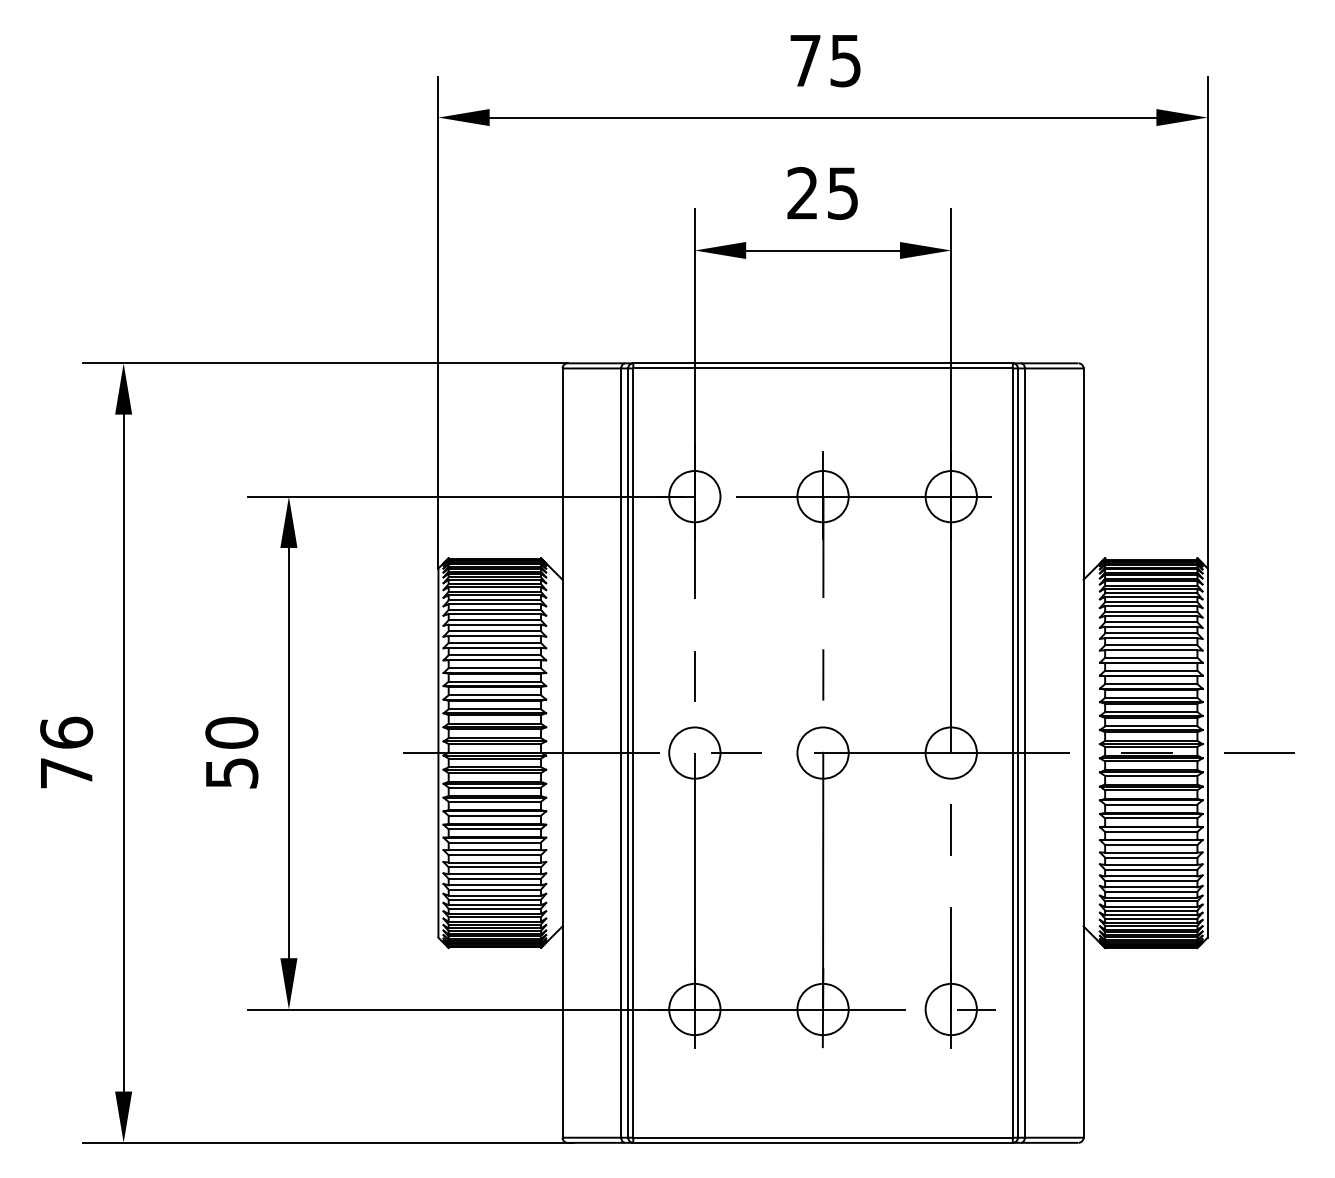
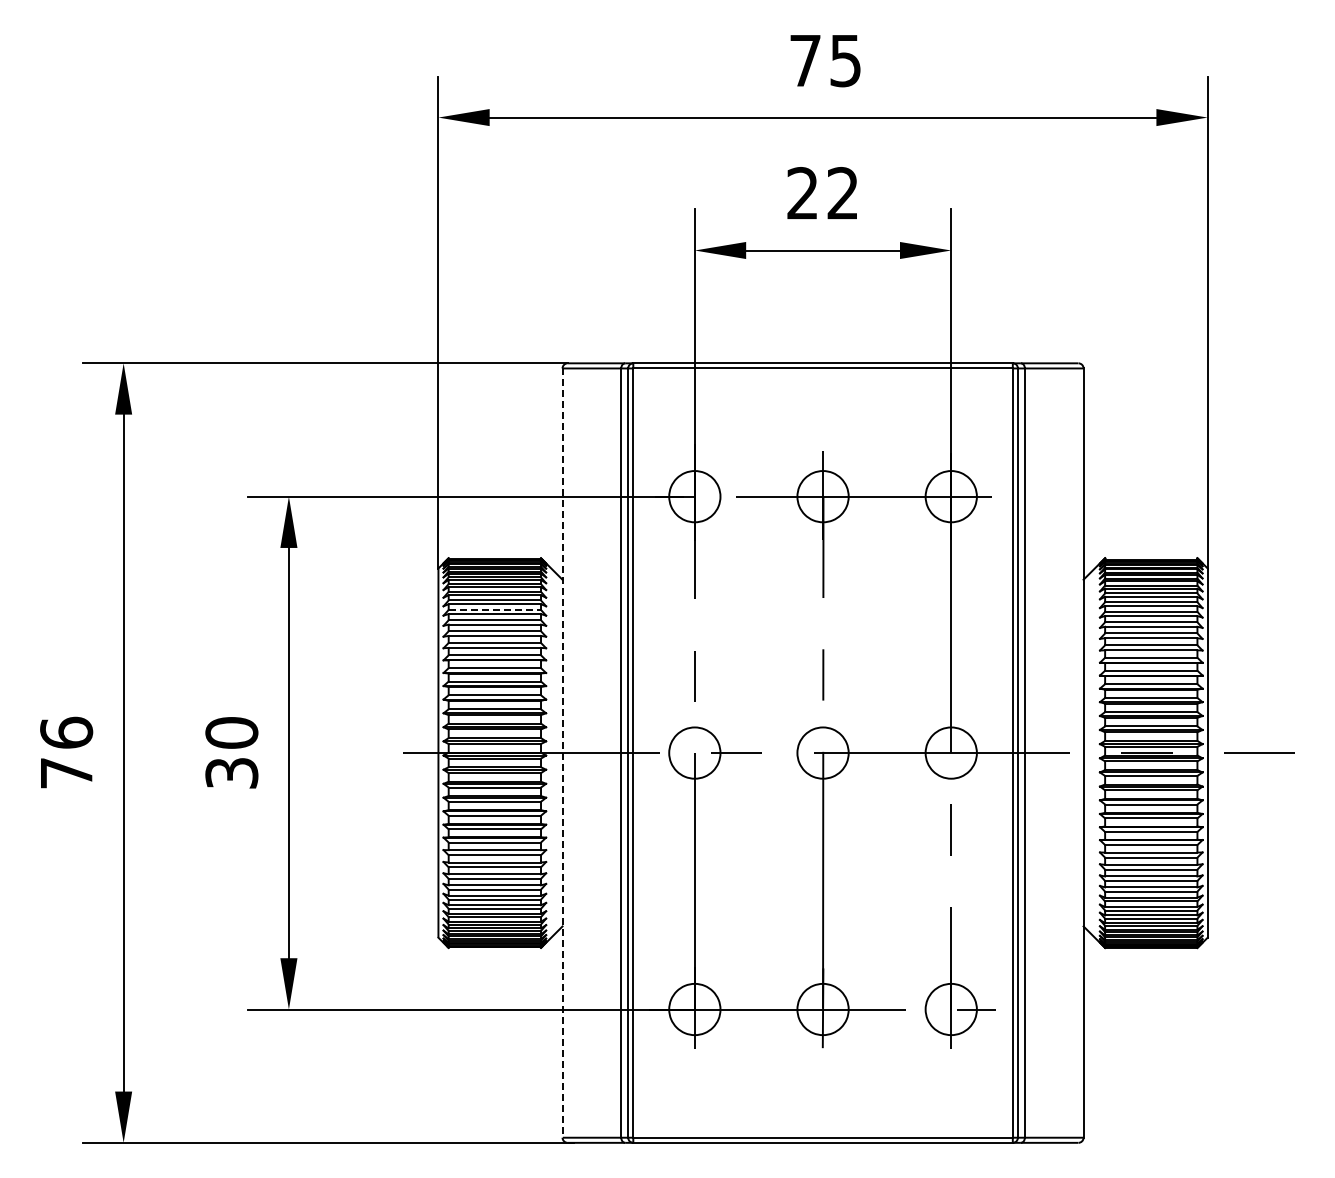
text: 25 -> 22 (842, 193)
line: solid -> dashed (495, 609)
line: solid -> dashed (562, 753)
text: 50 -> 30 (231, 773)
